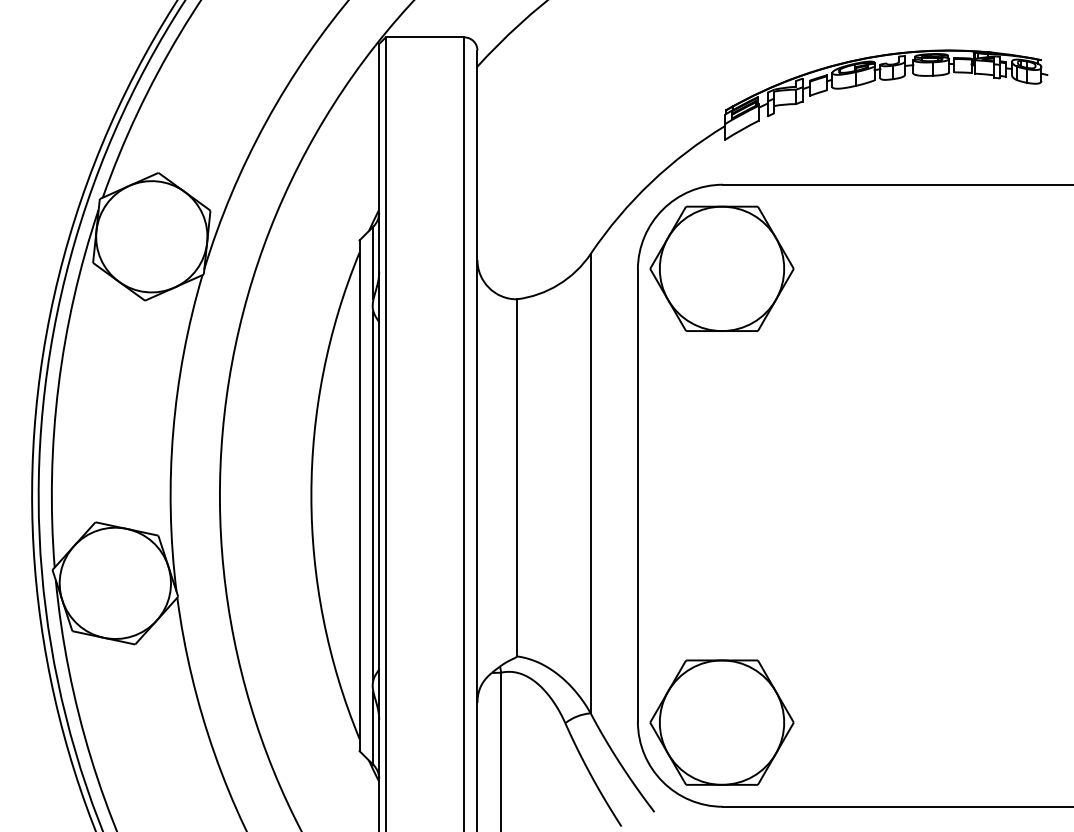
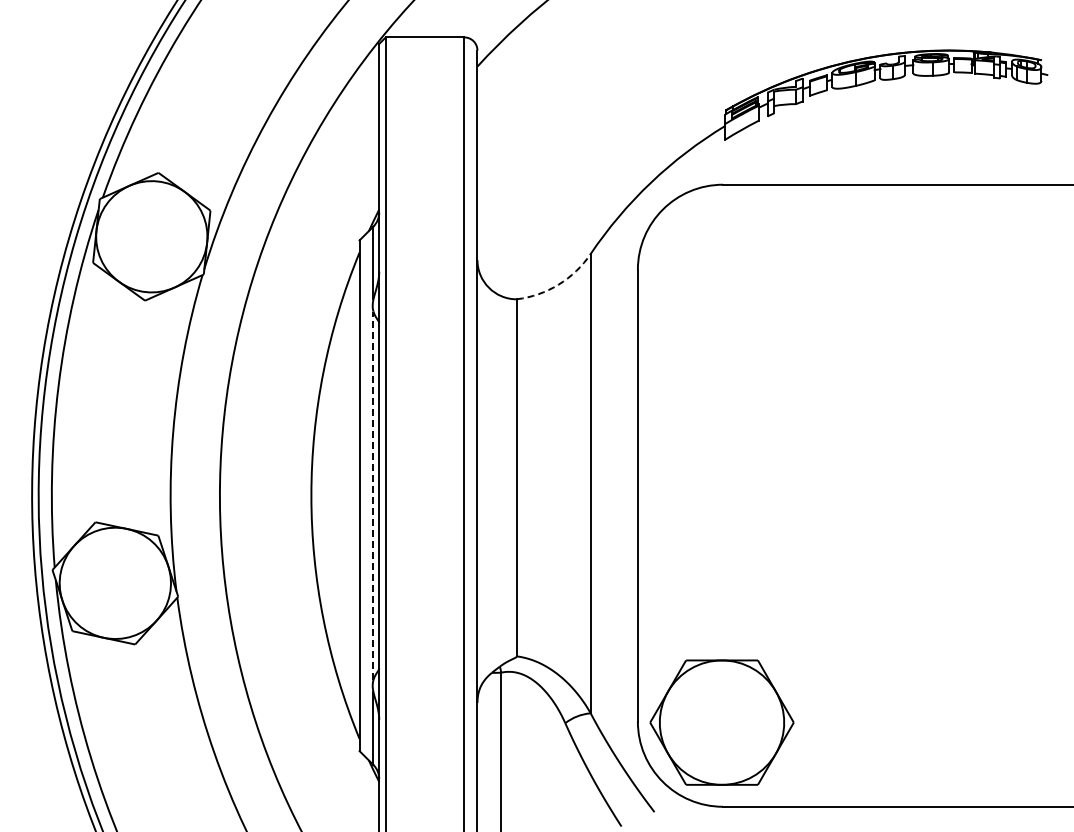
part: present -> none (721, 268)
arc: solid -> dashed (558, 284)
line: solid -> dashed (373, 495)
